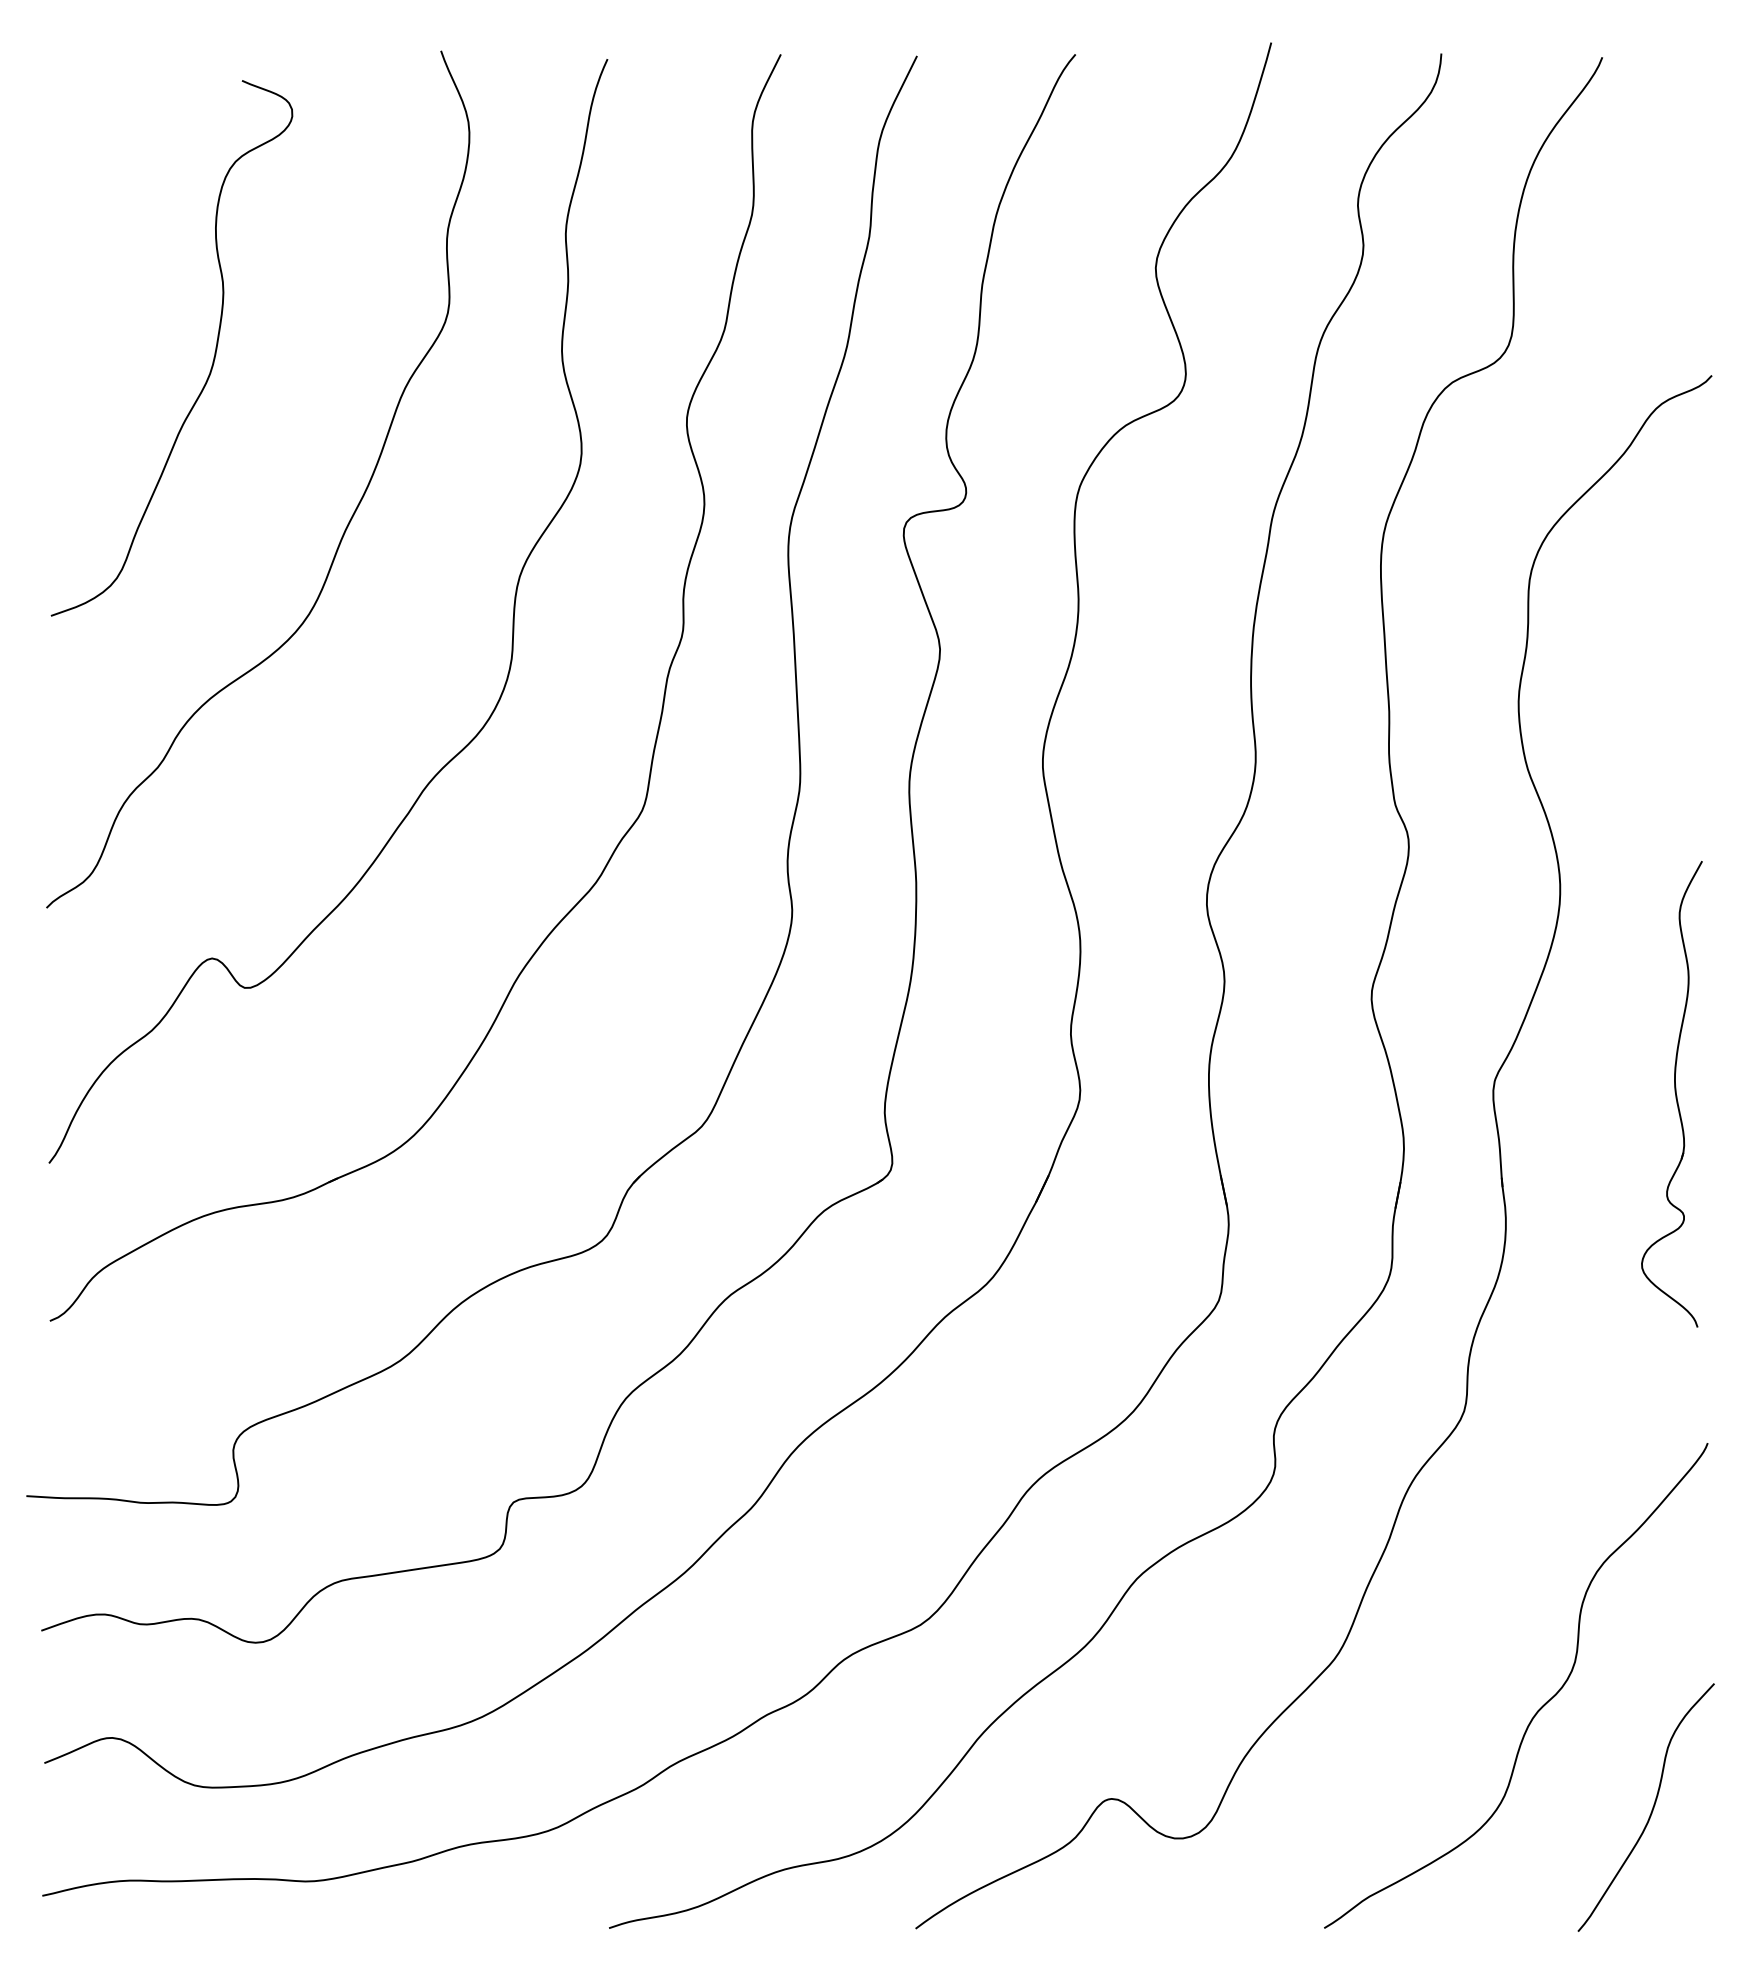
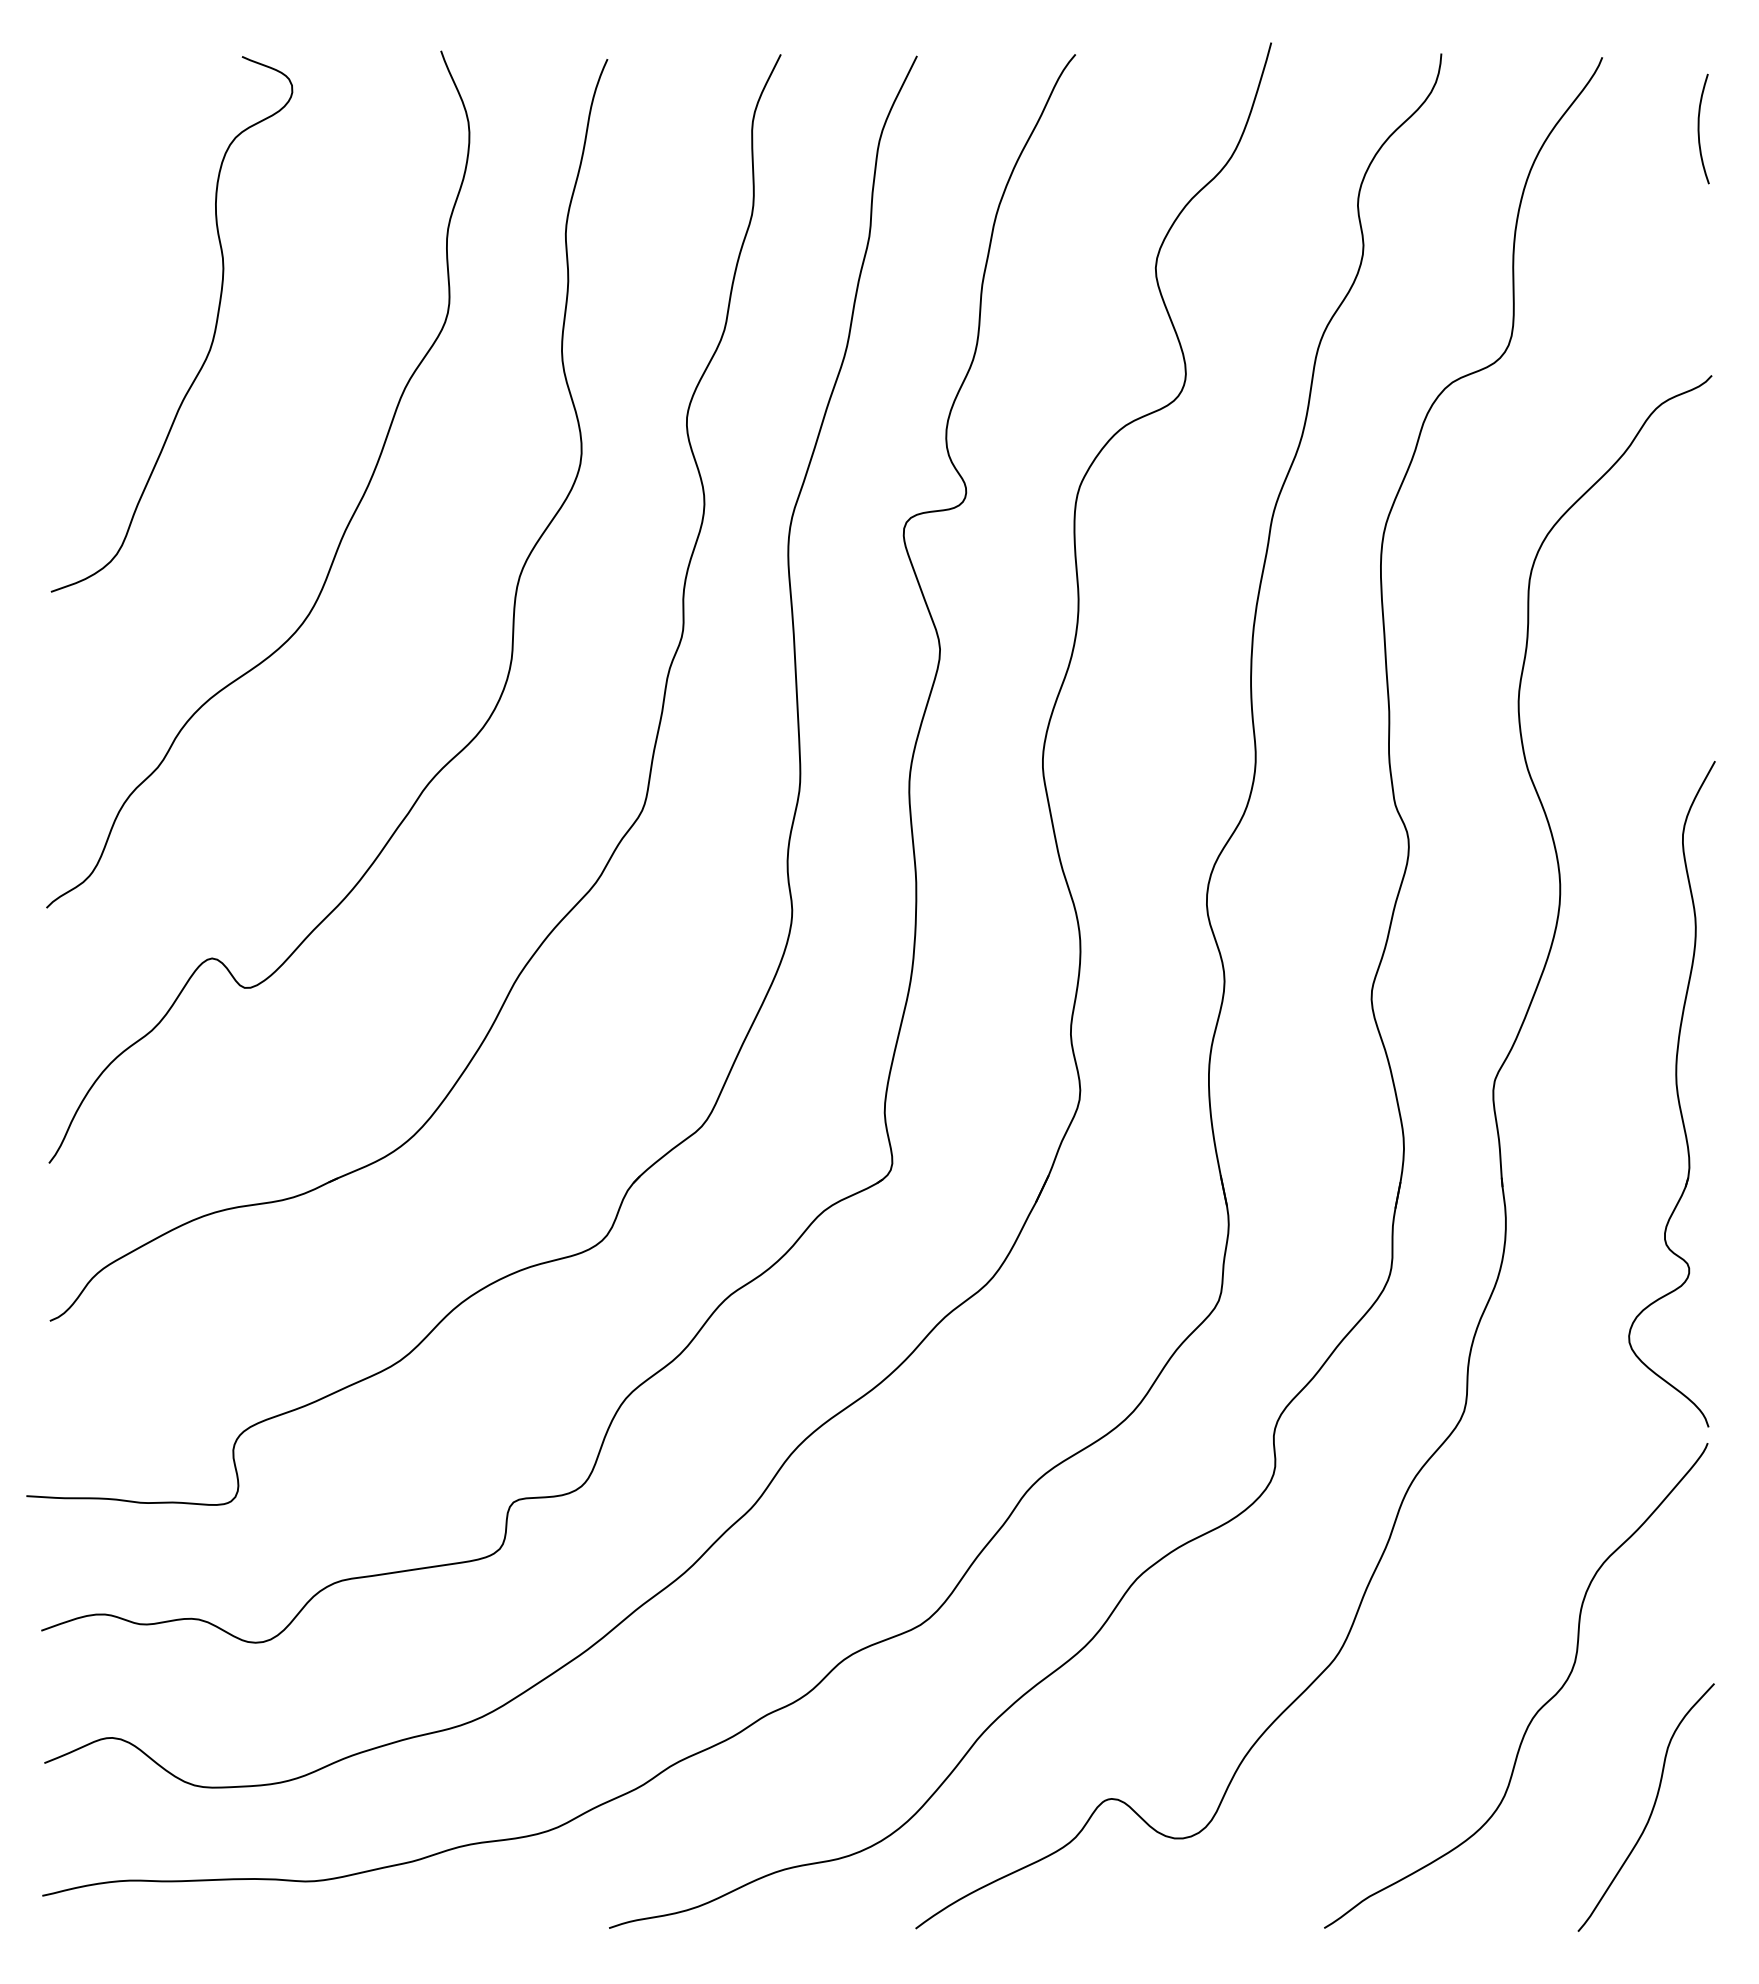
curve: none -> present (1699, 128)
curve position: (213, 357) -> (213, 333) (213, 333)
part size: 62x467 px -> 88x667 px (1671, 1094)
